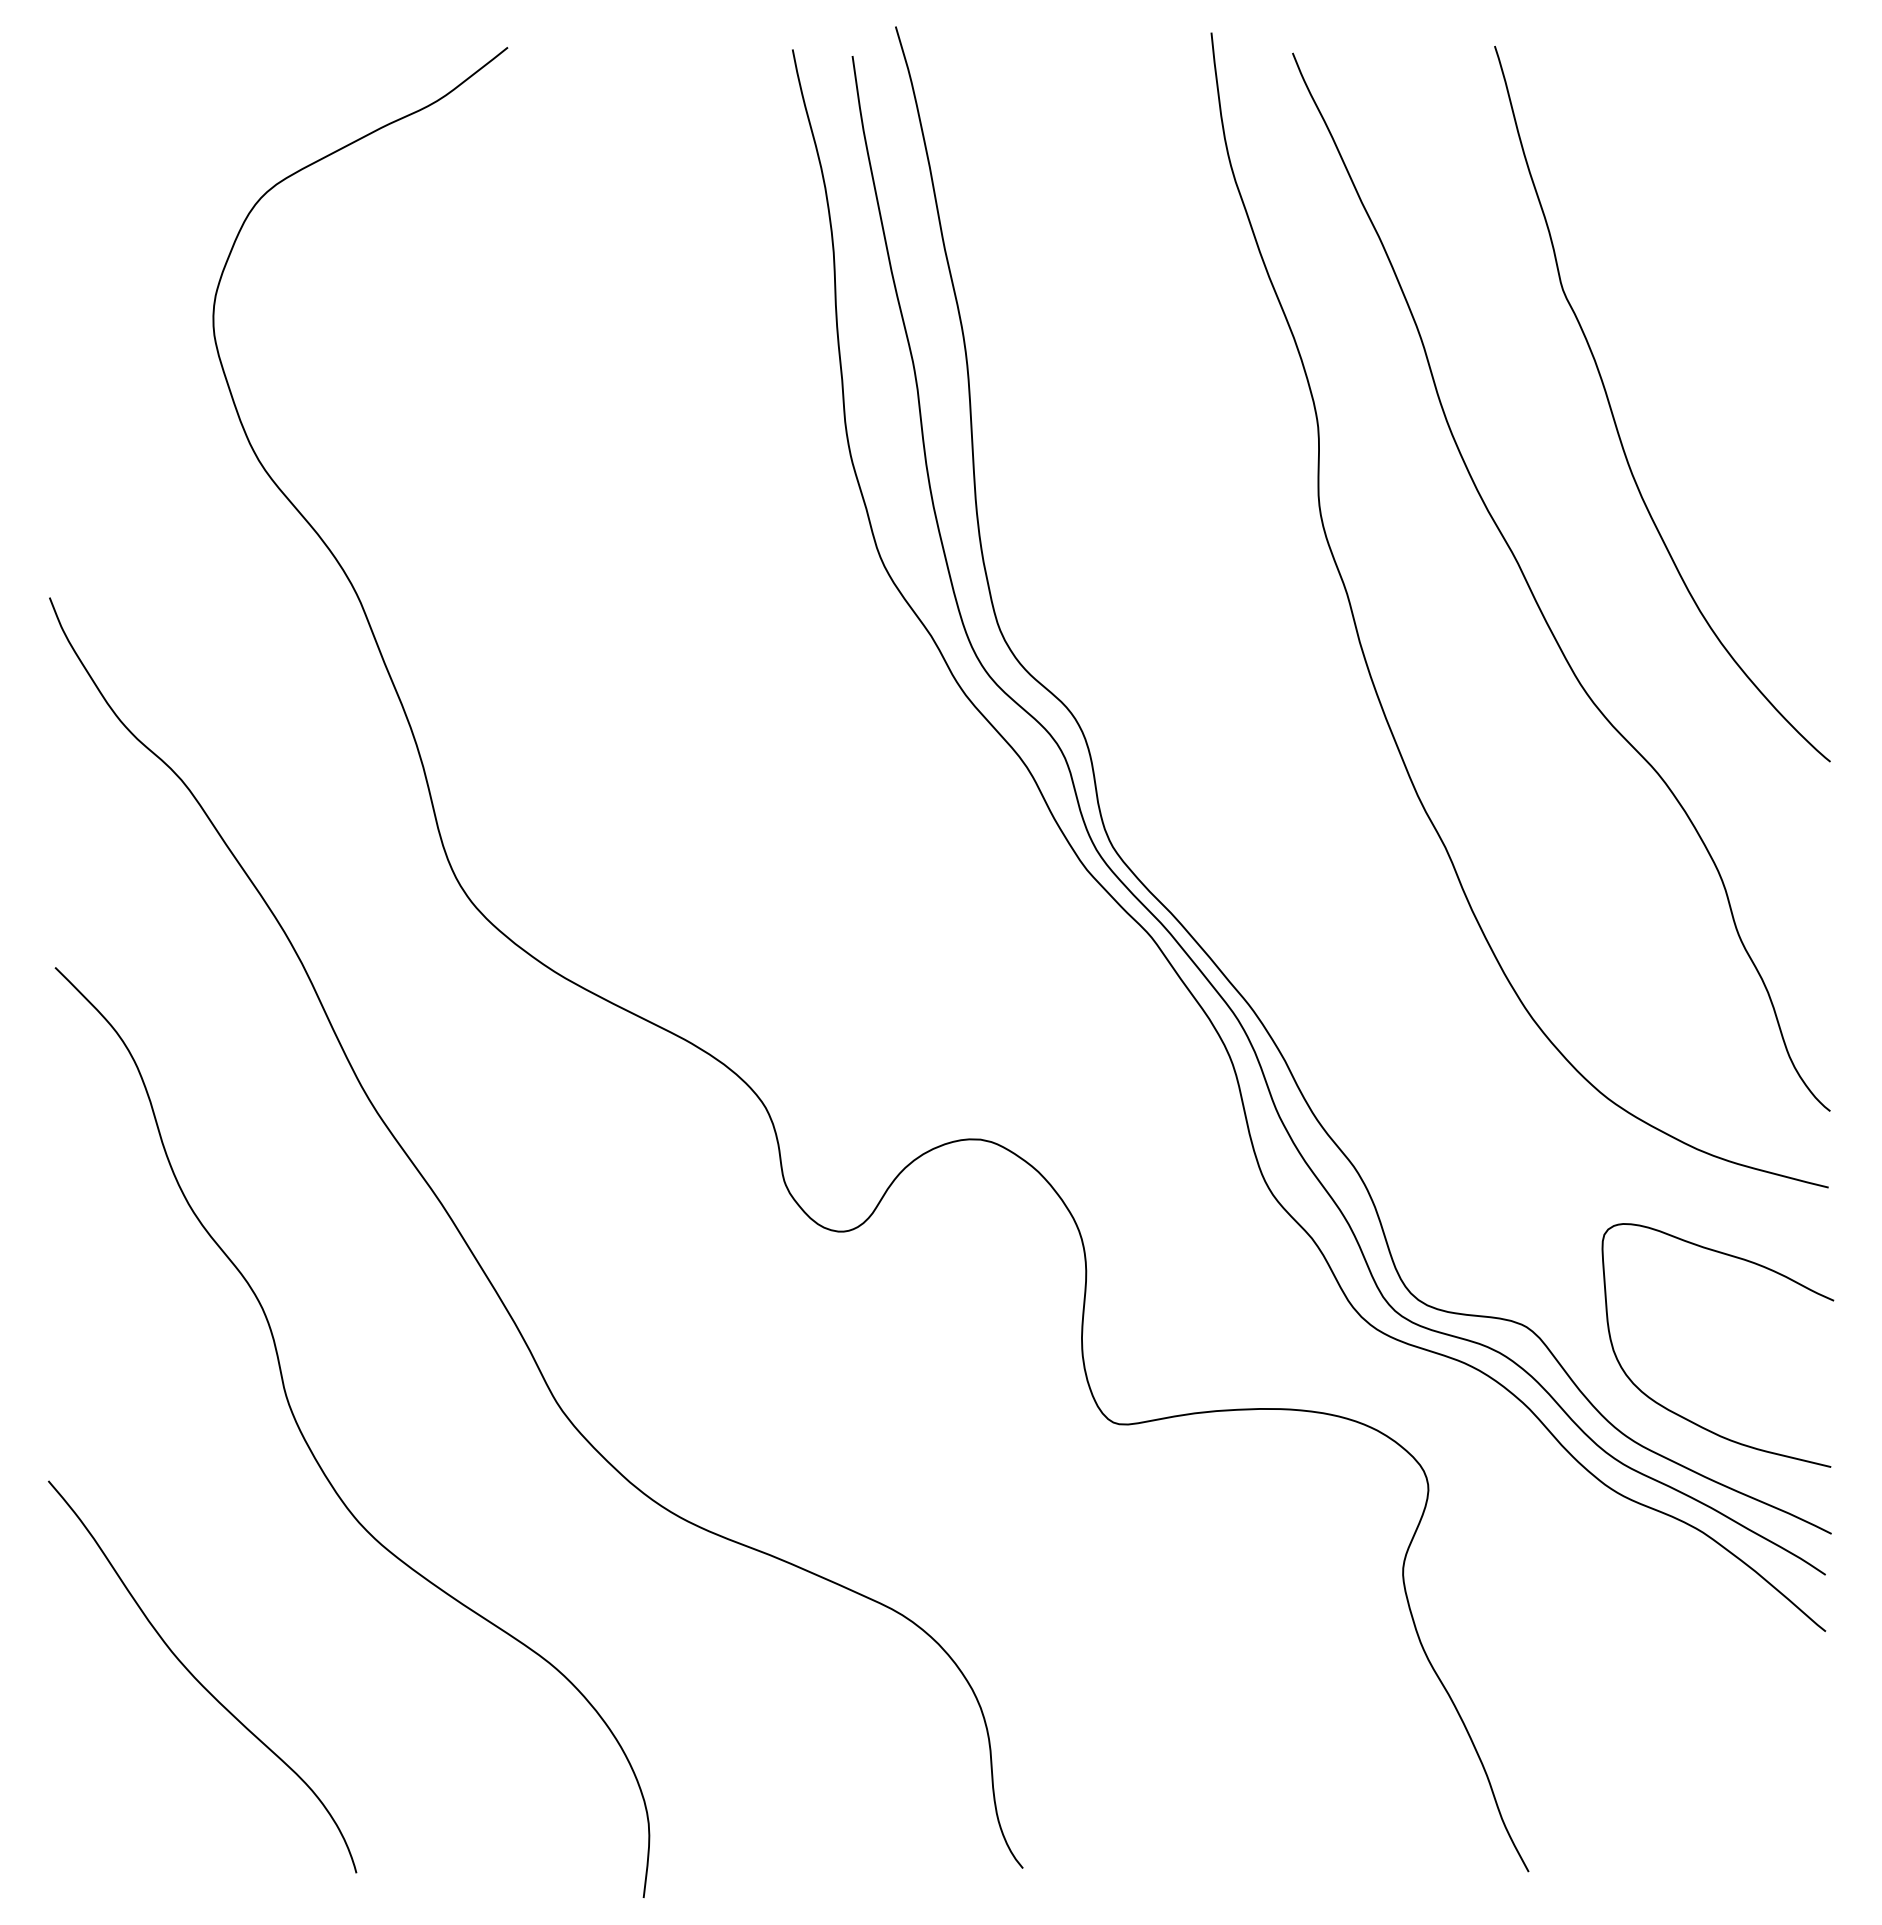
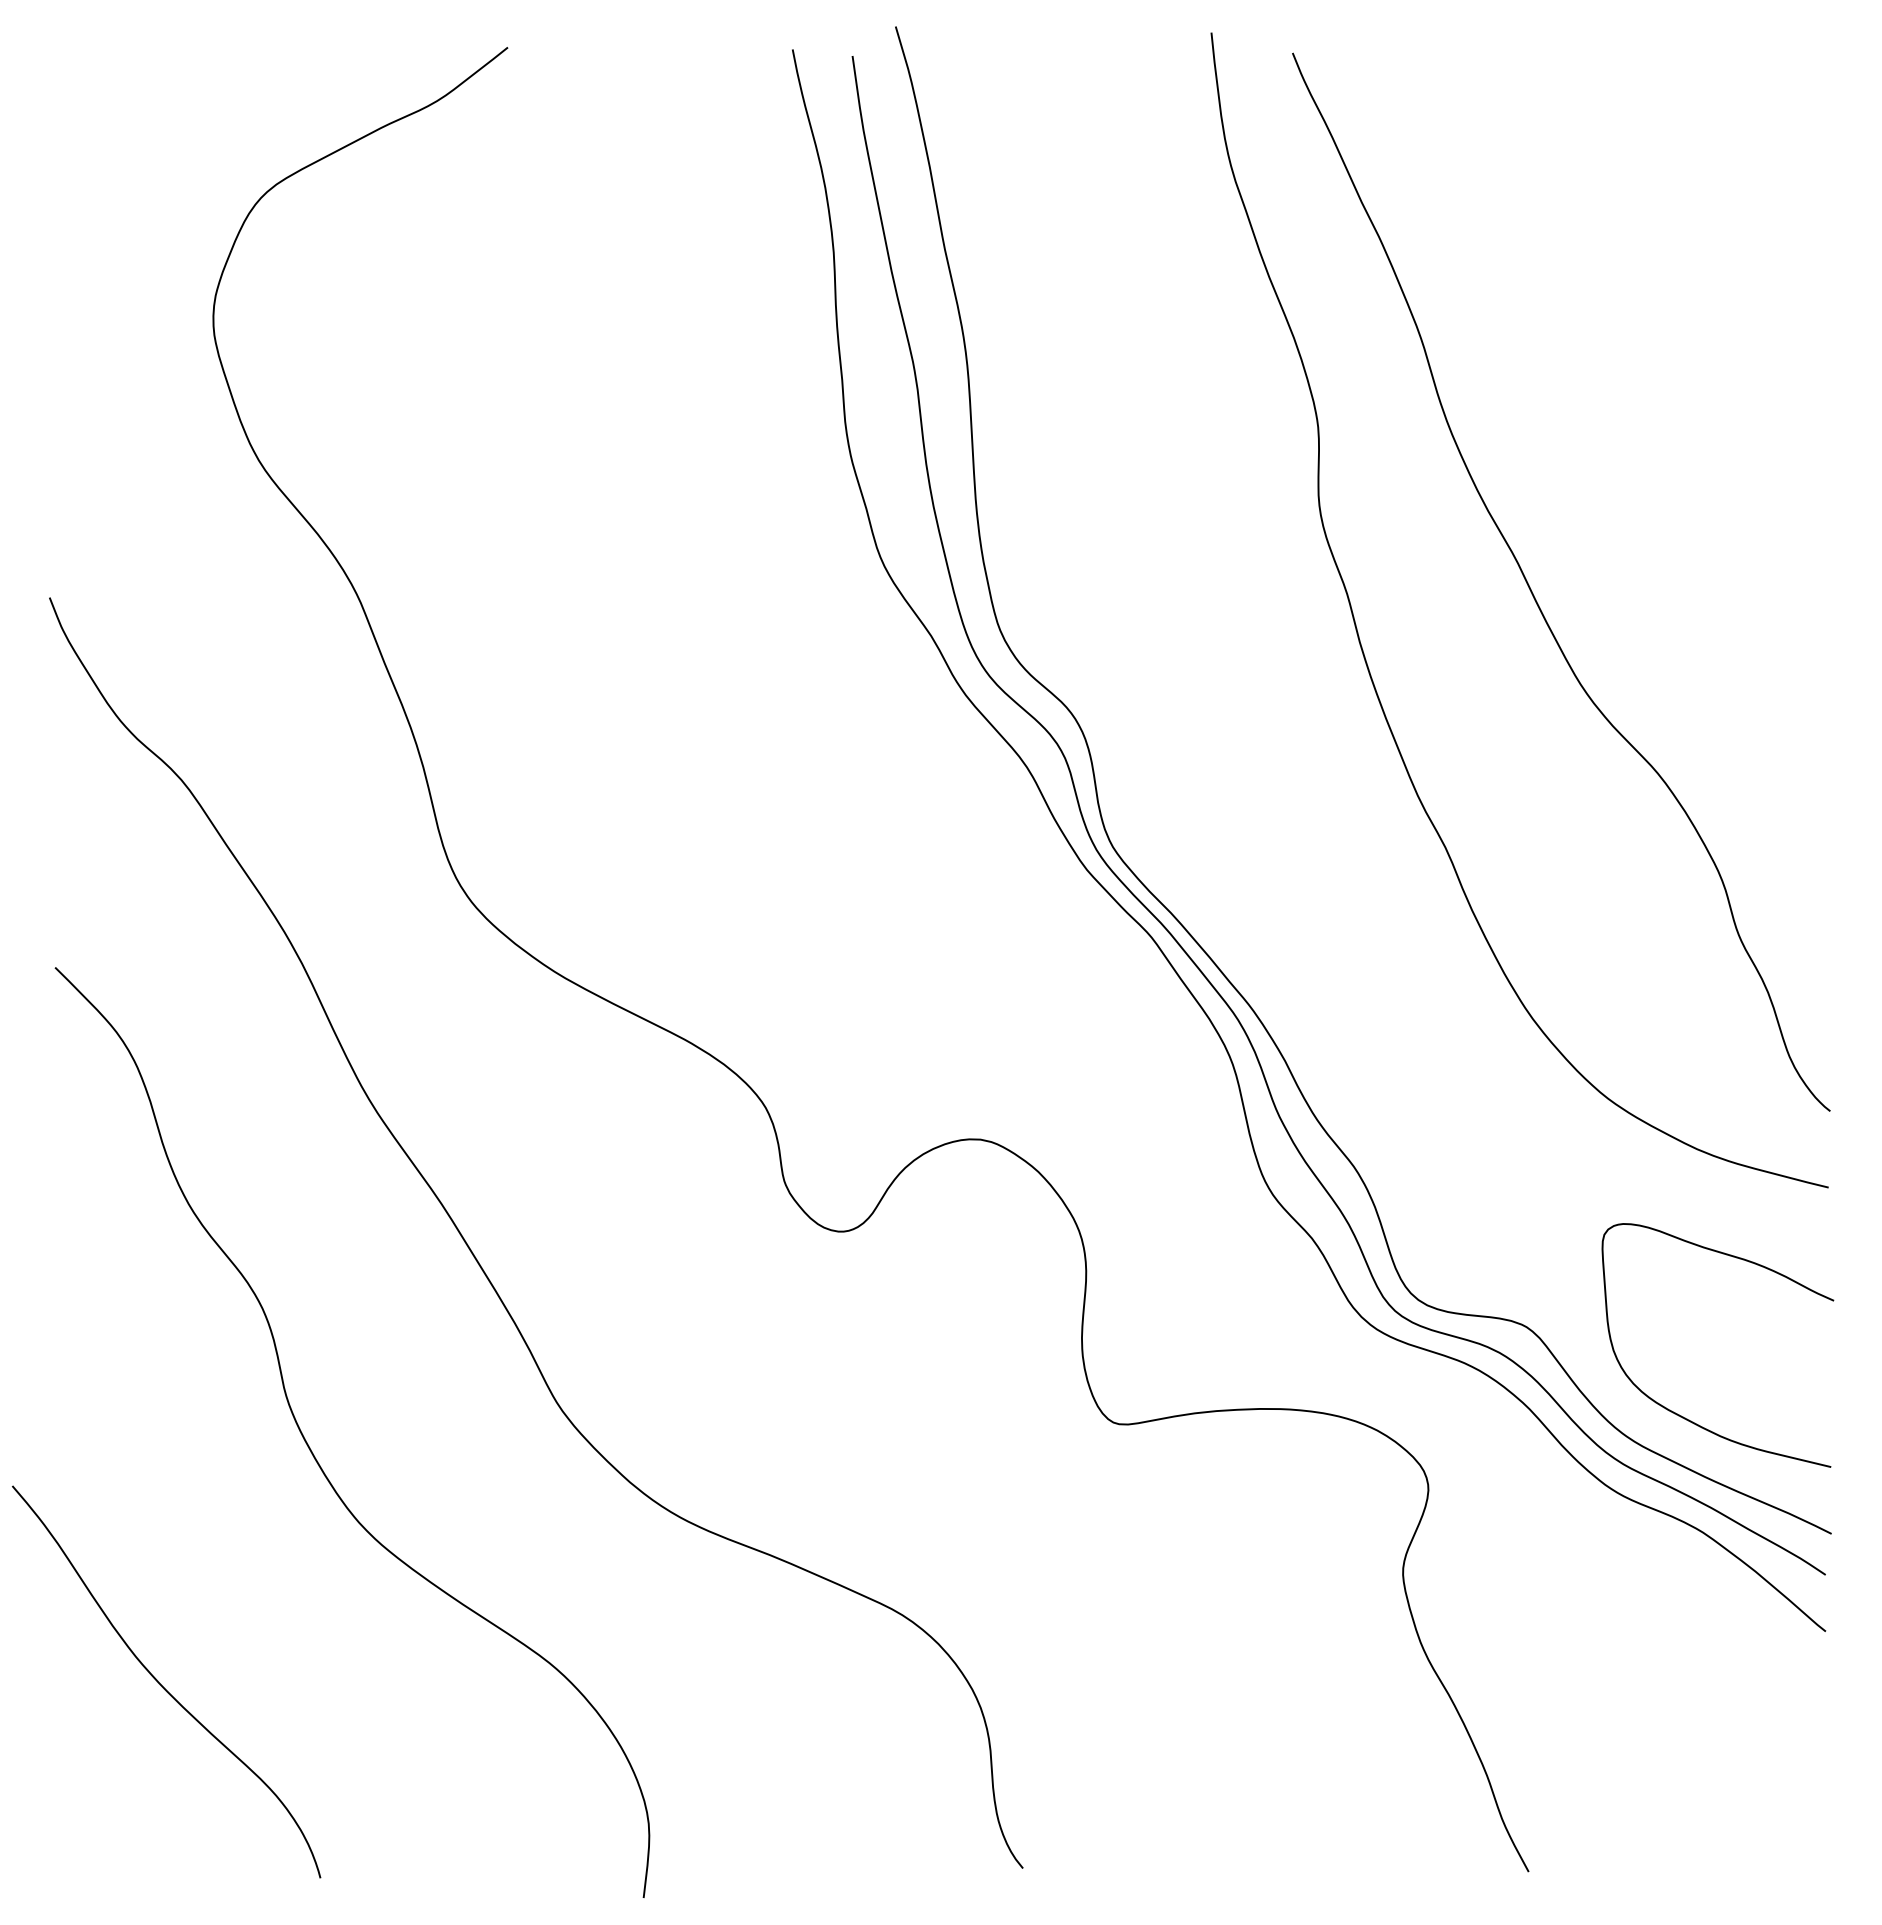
curve: present -> none (1614, 416)
curve position: (198, 1680) -> (162, 1685) (162, 1685)
